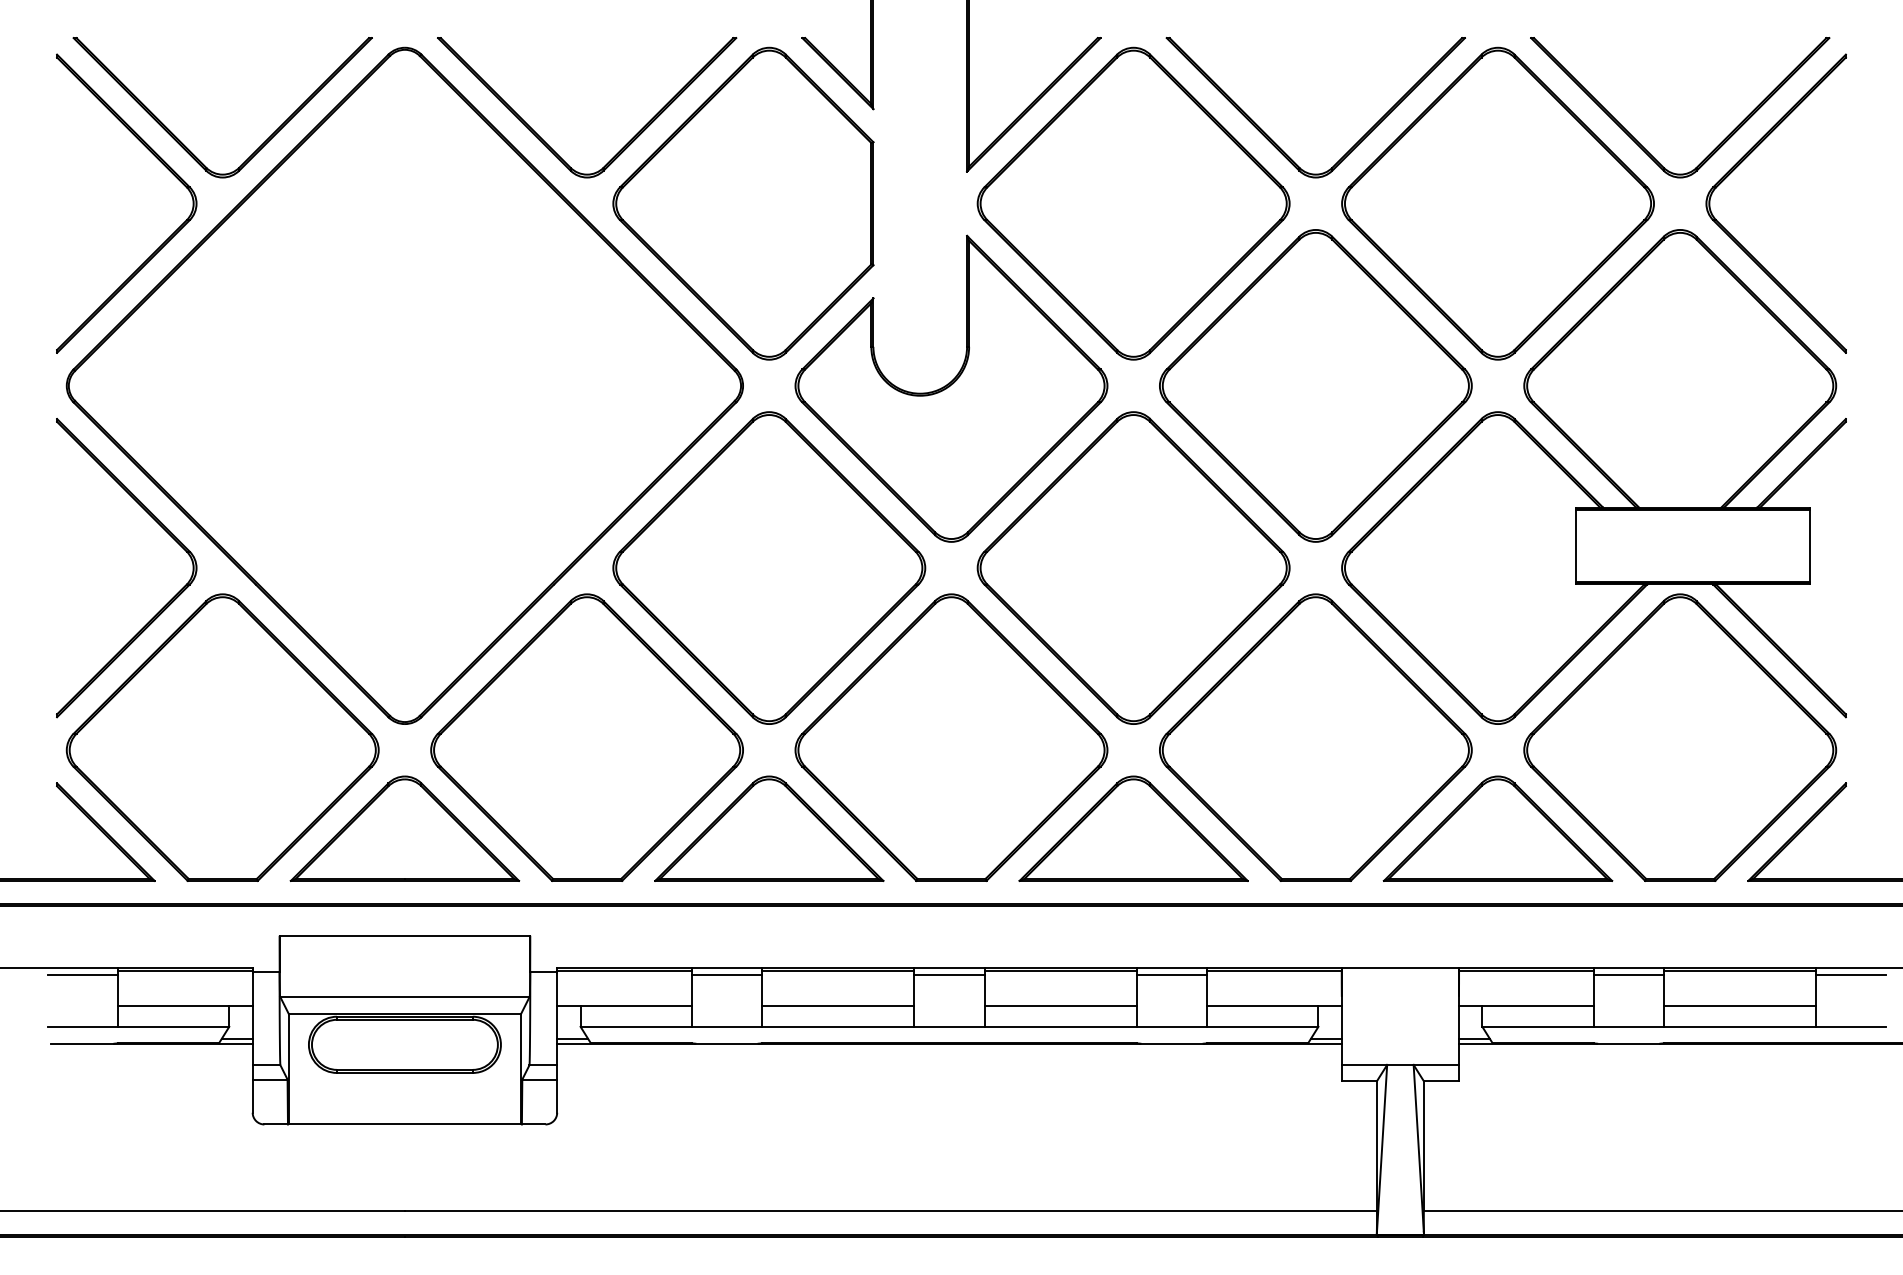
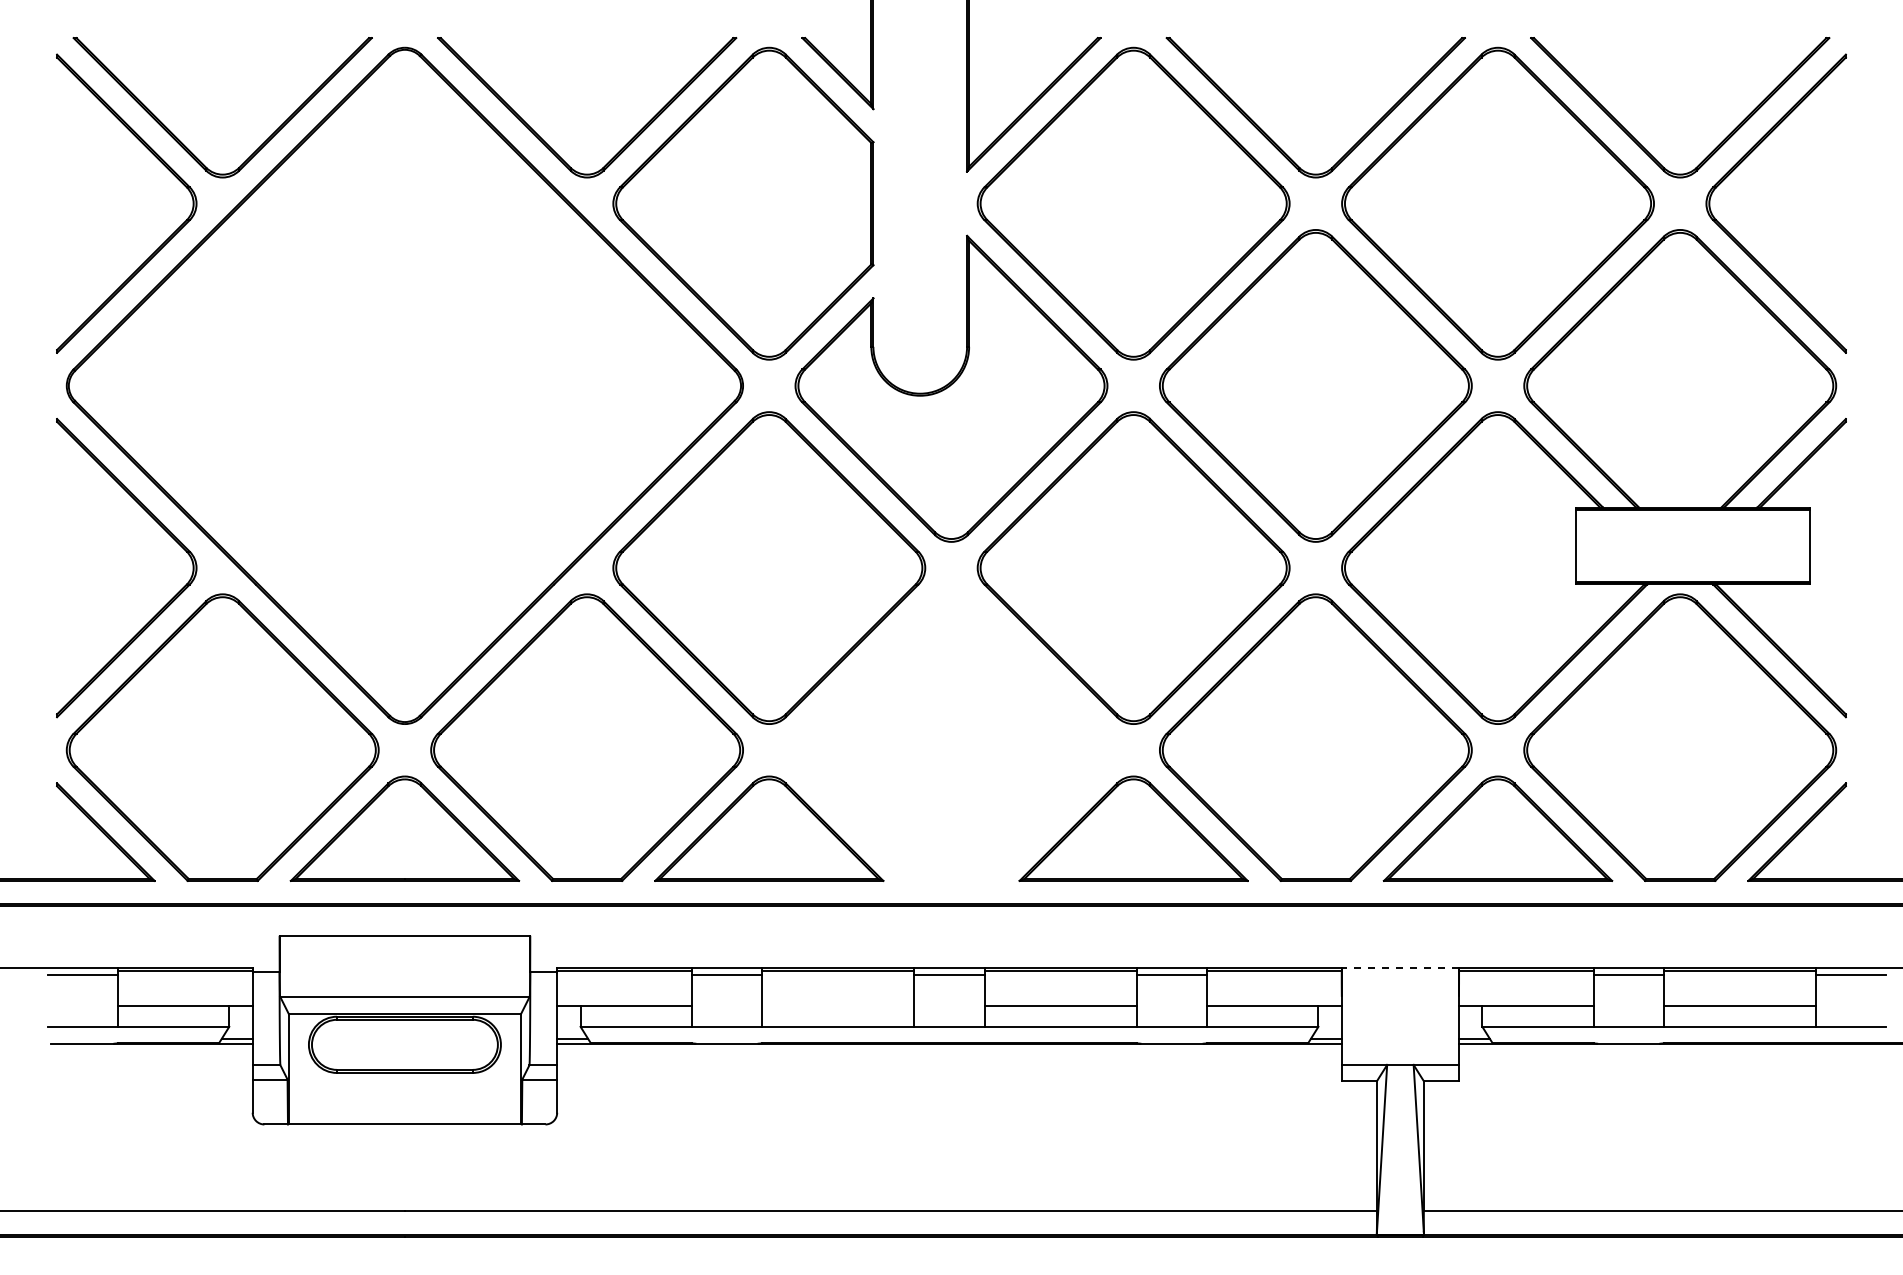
part: present -> none (951, 737)
line: solid -> dashed (1400, 967)
line: present -> none (838, 1005)
